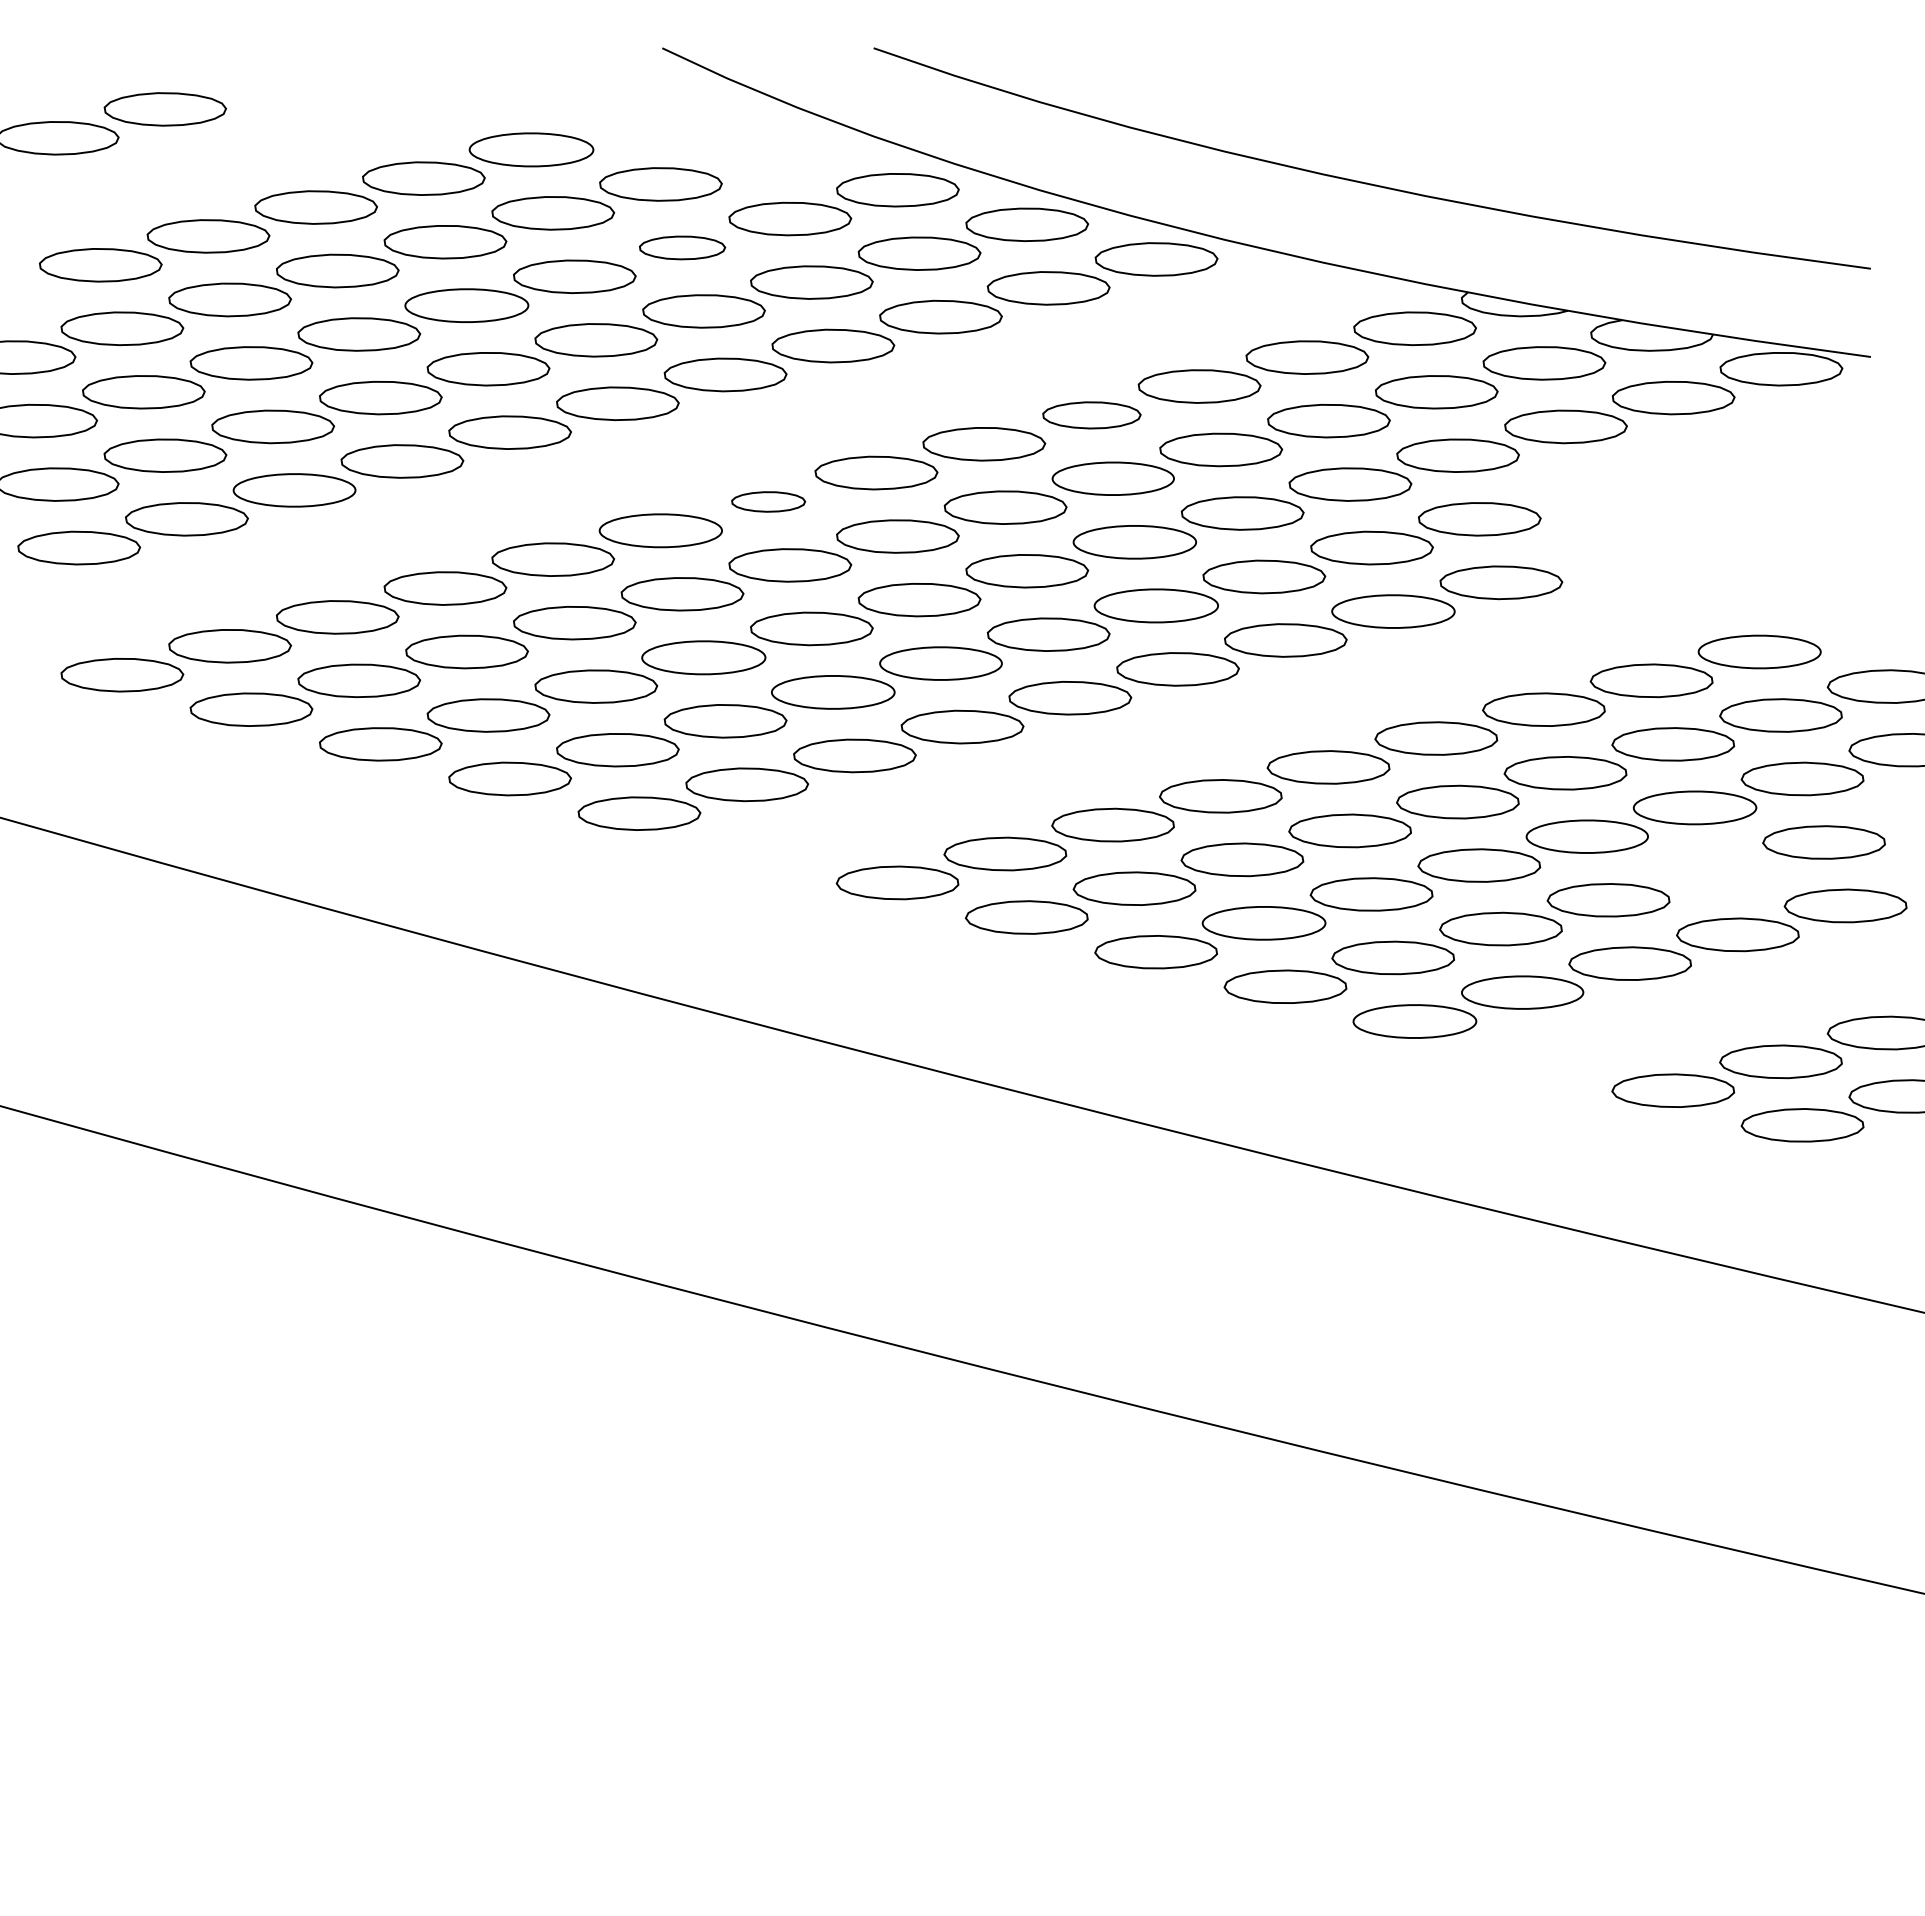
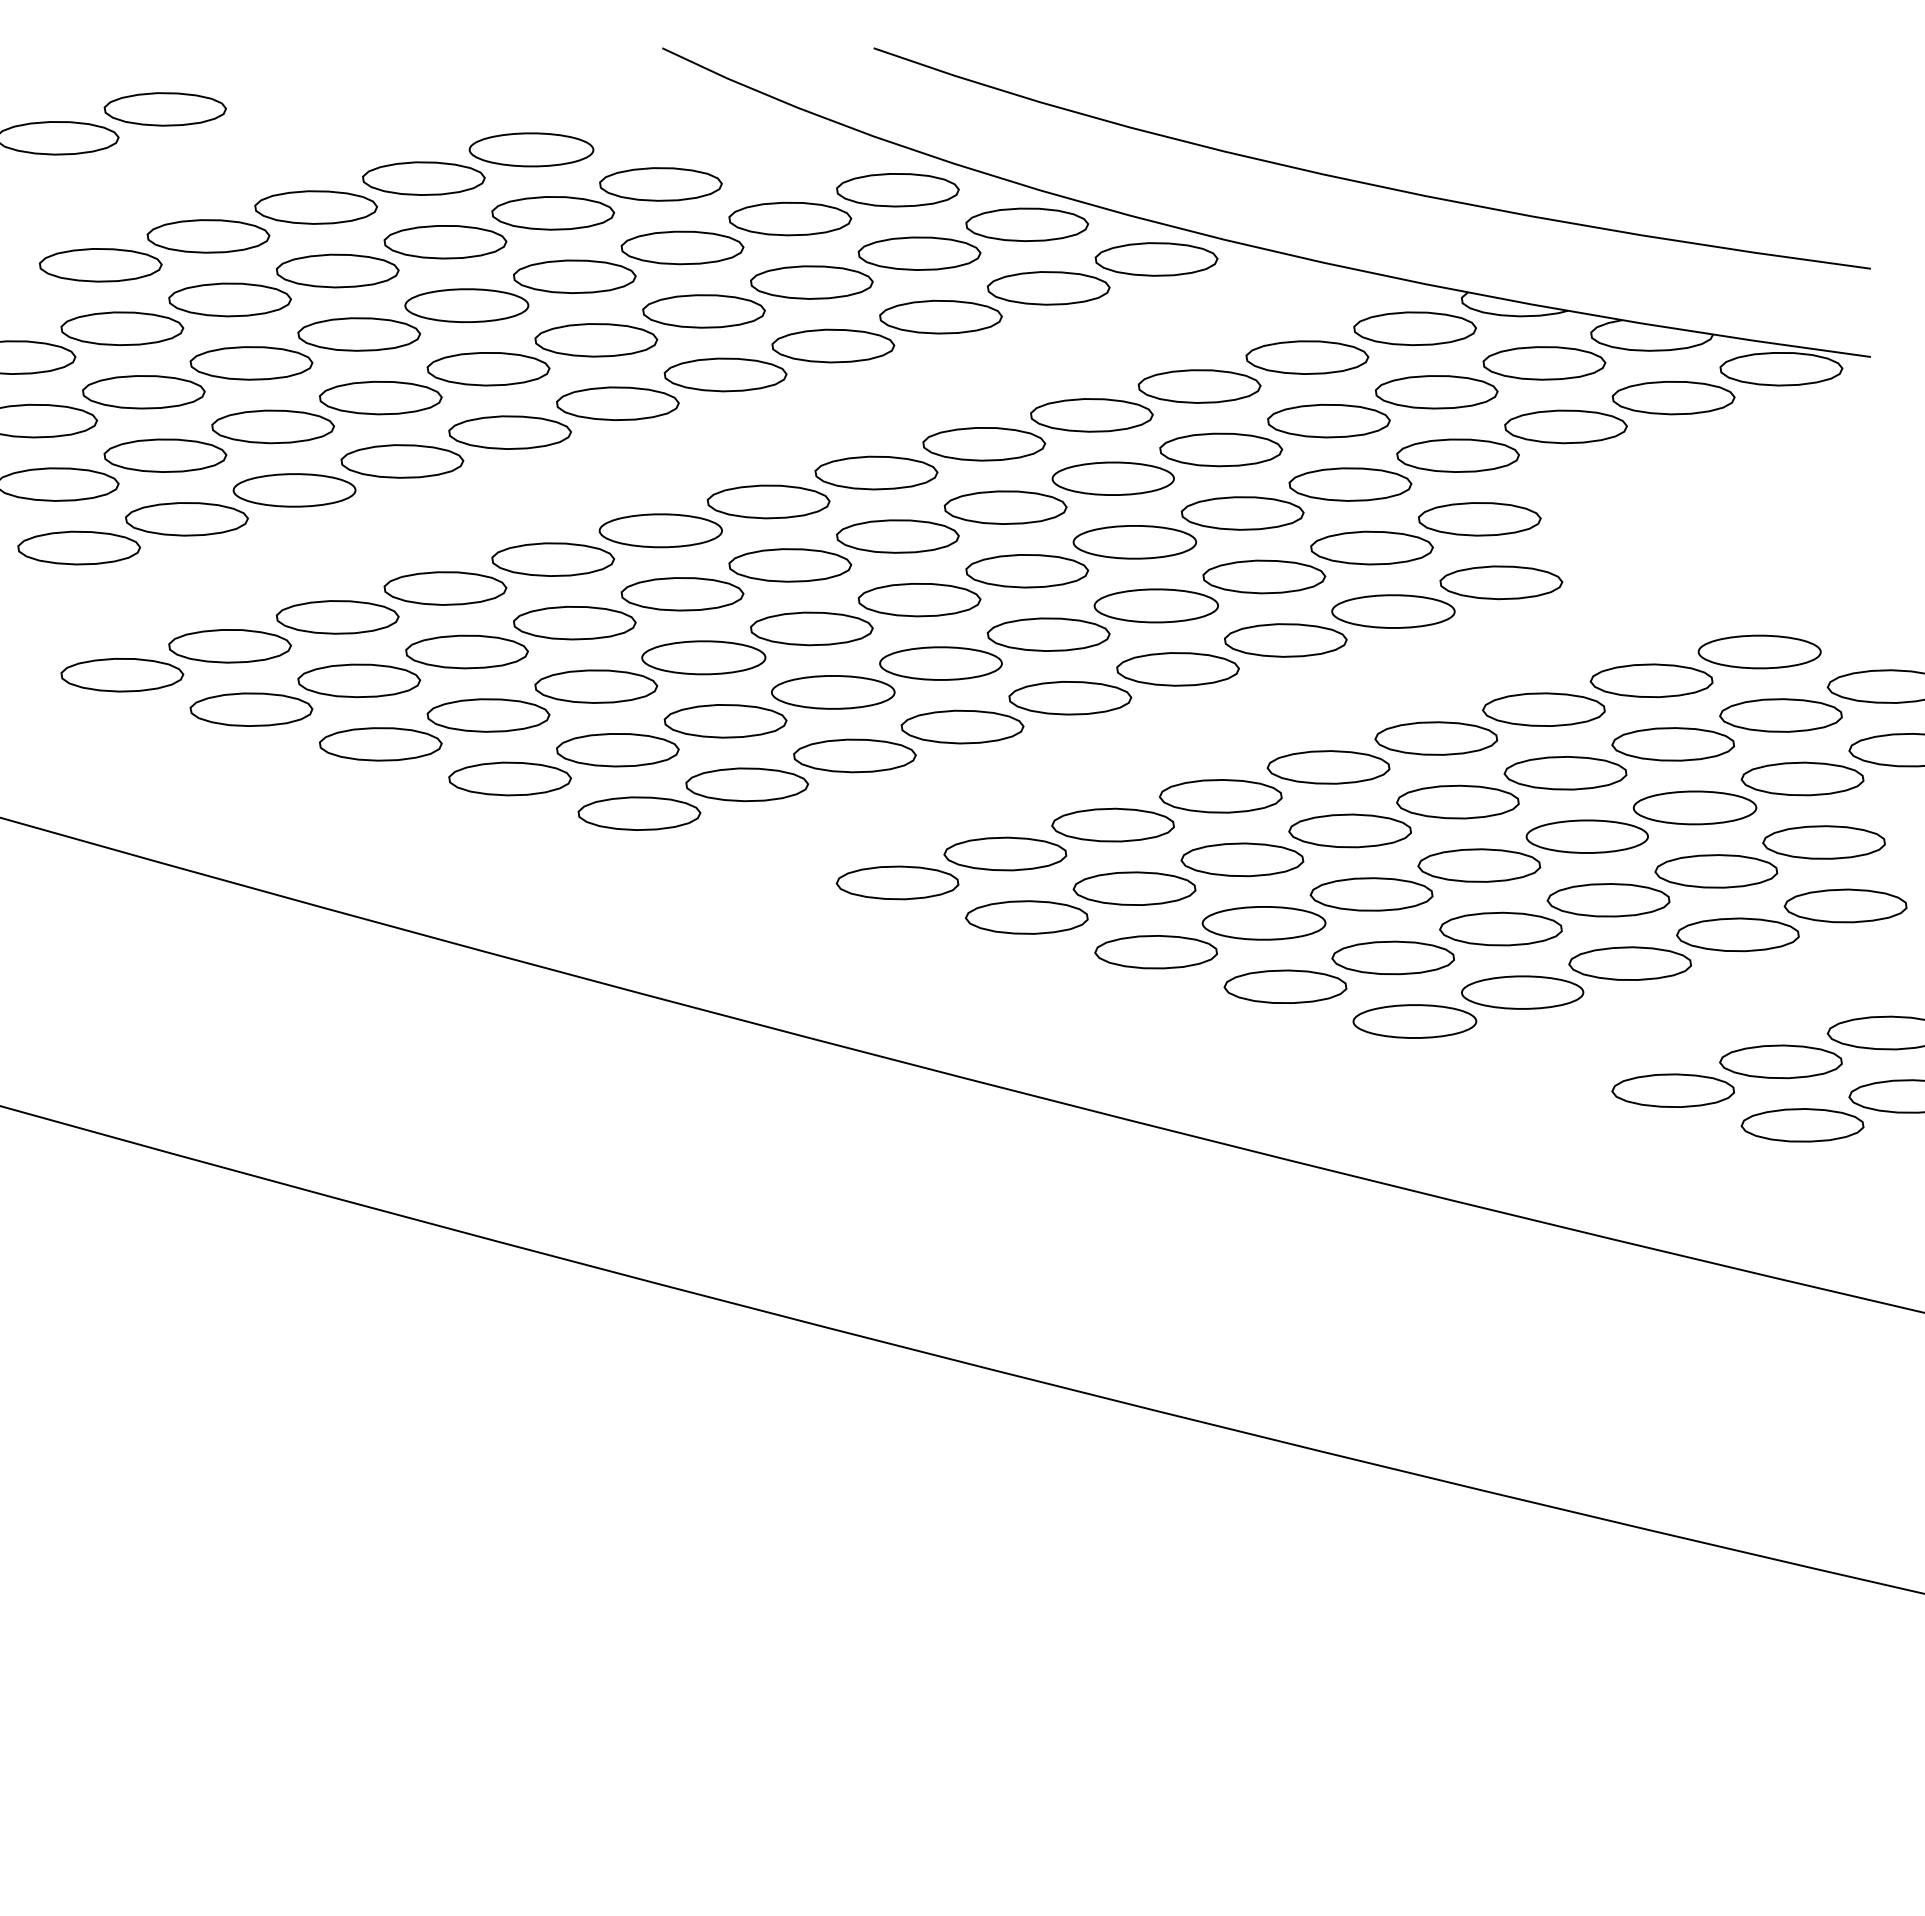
part size: 88x26 px -> 125x36 px (682, 247)
part size: 100x29 px -> 124x35 px (1091, 415)
part size: 76x22 px -> 125x36 px (768, 501)
part: none -> present (1716, 871)
